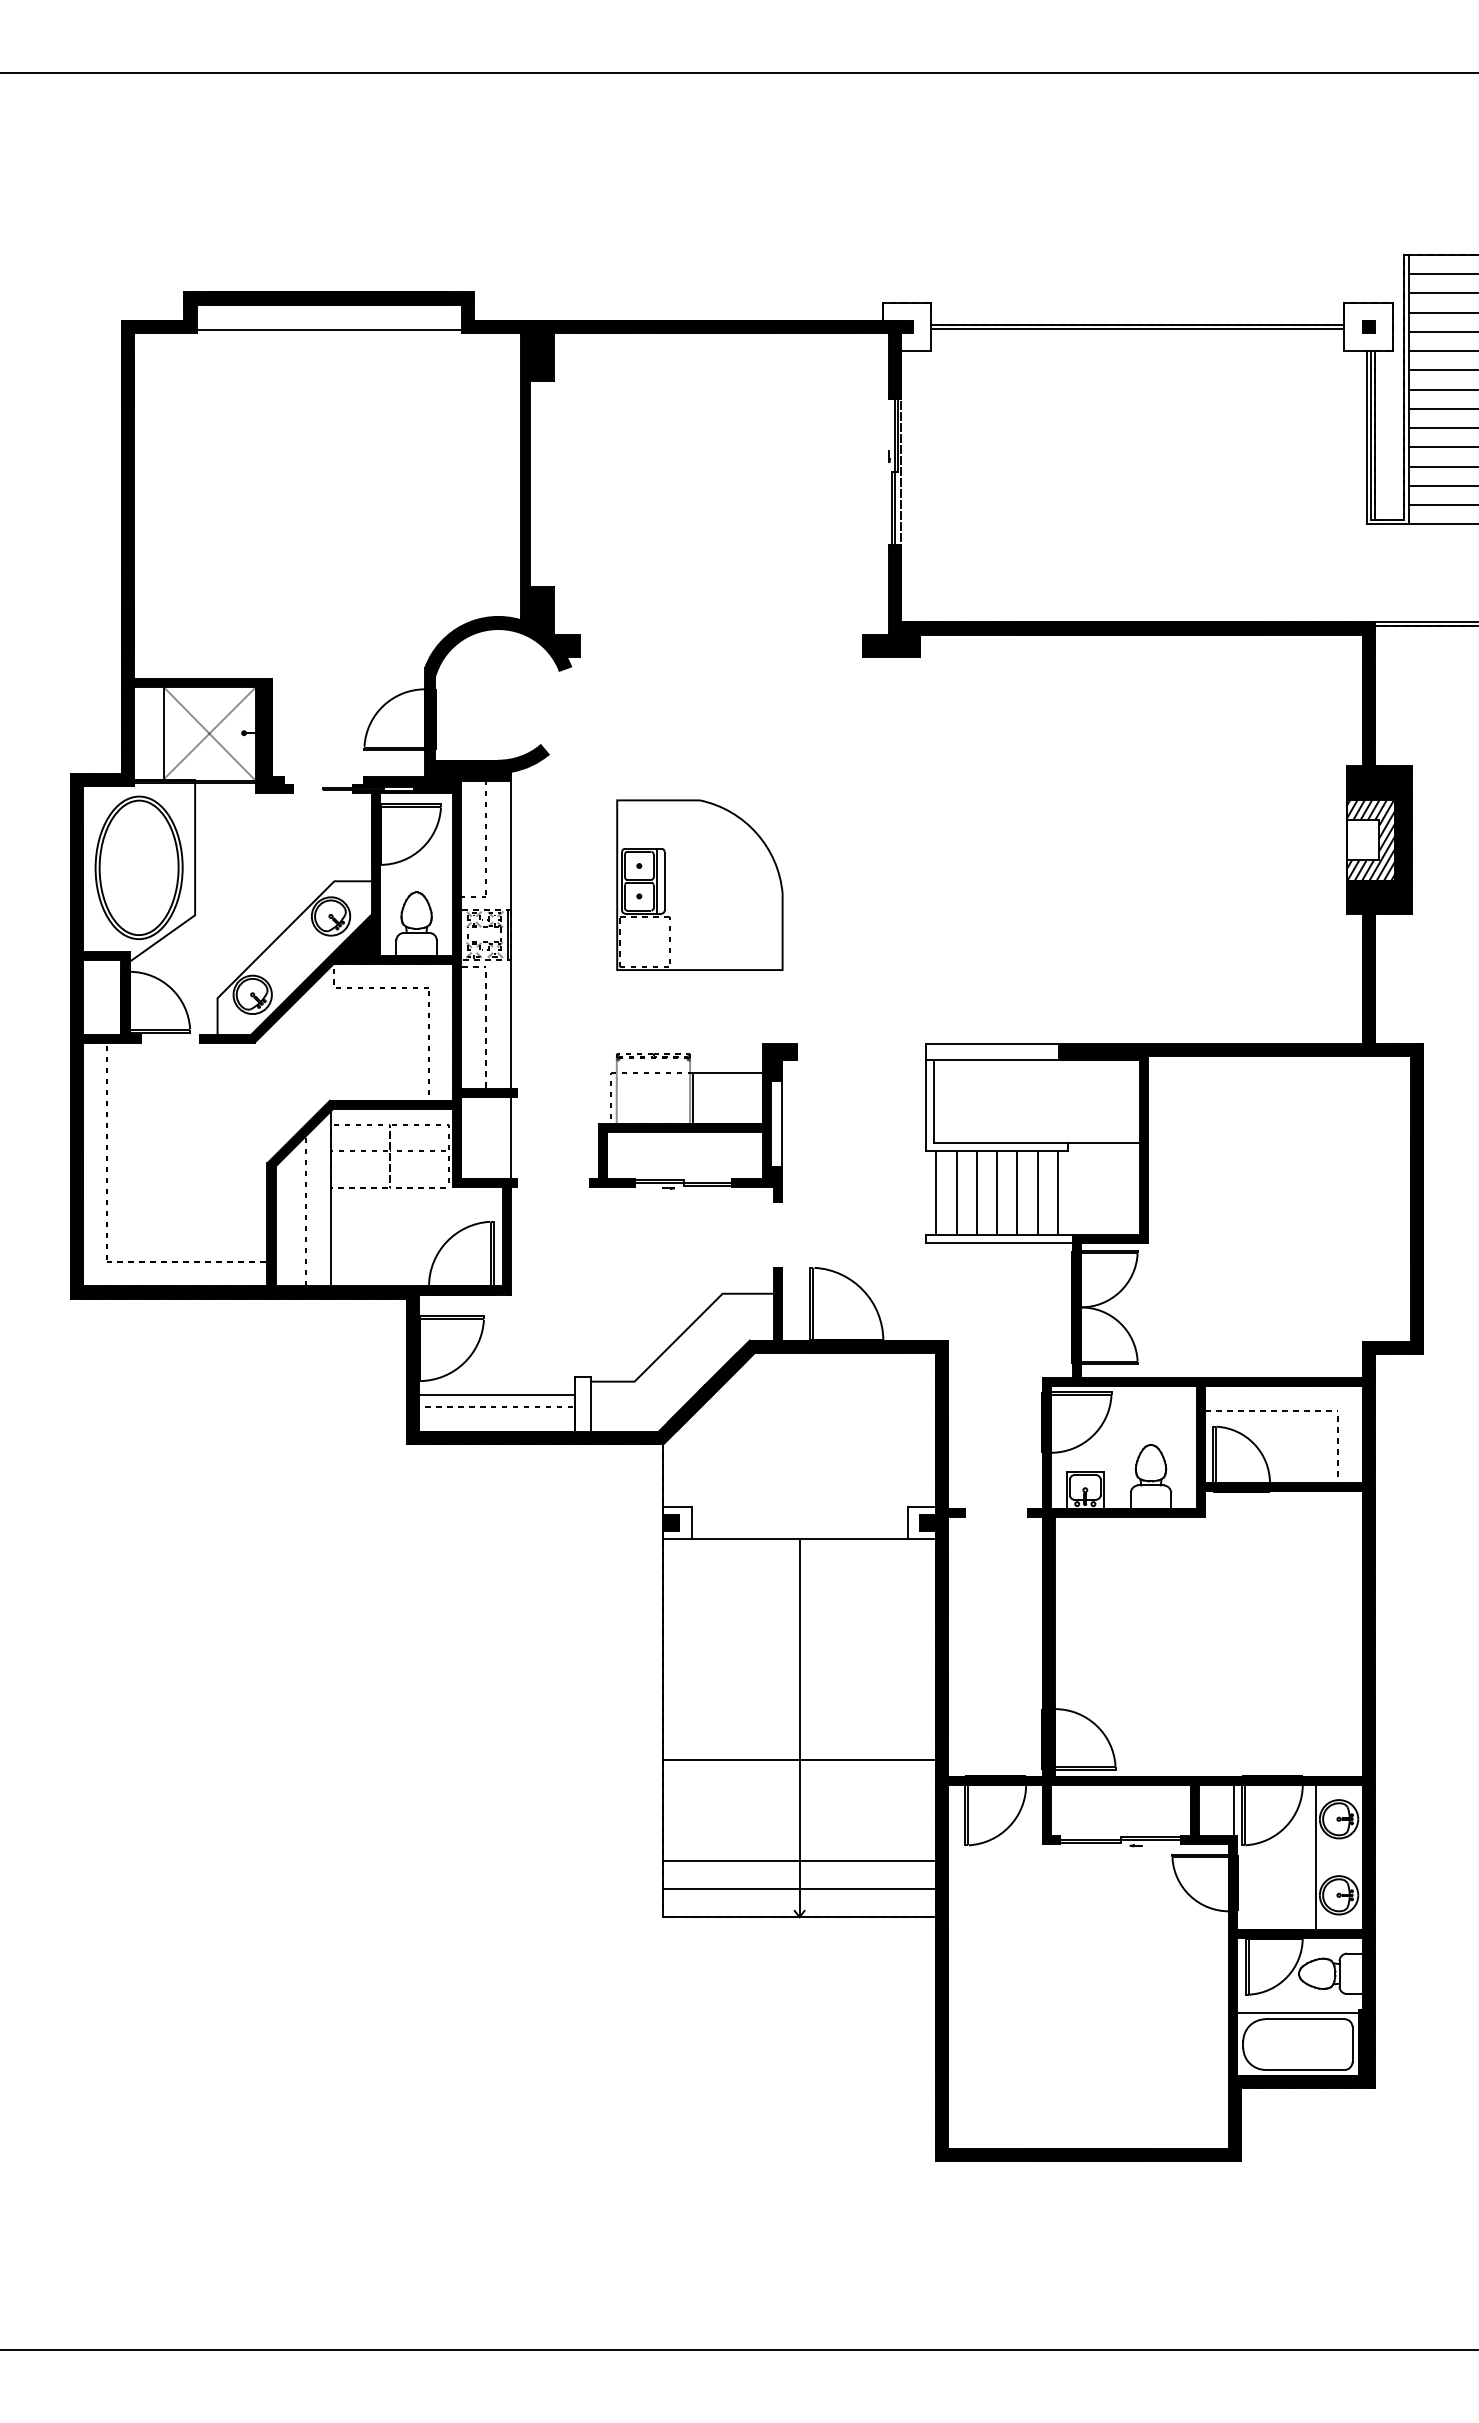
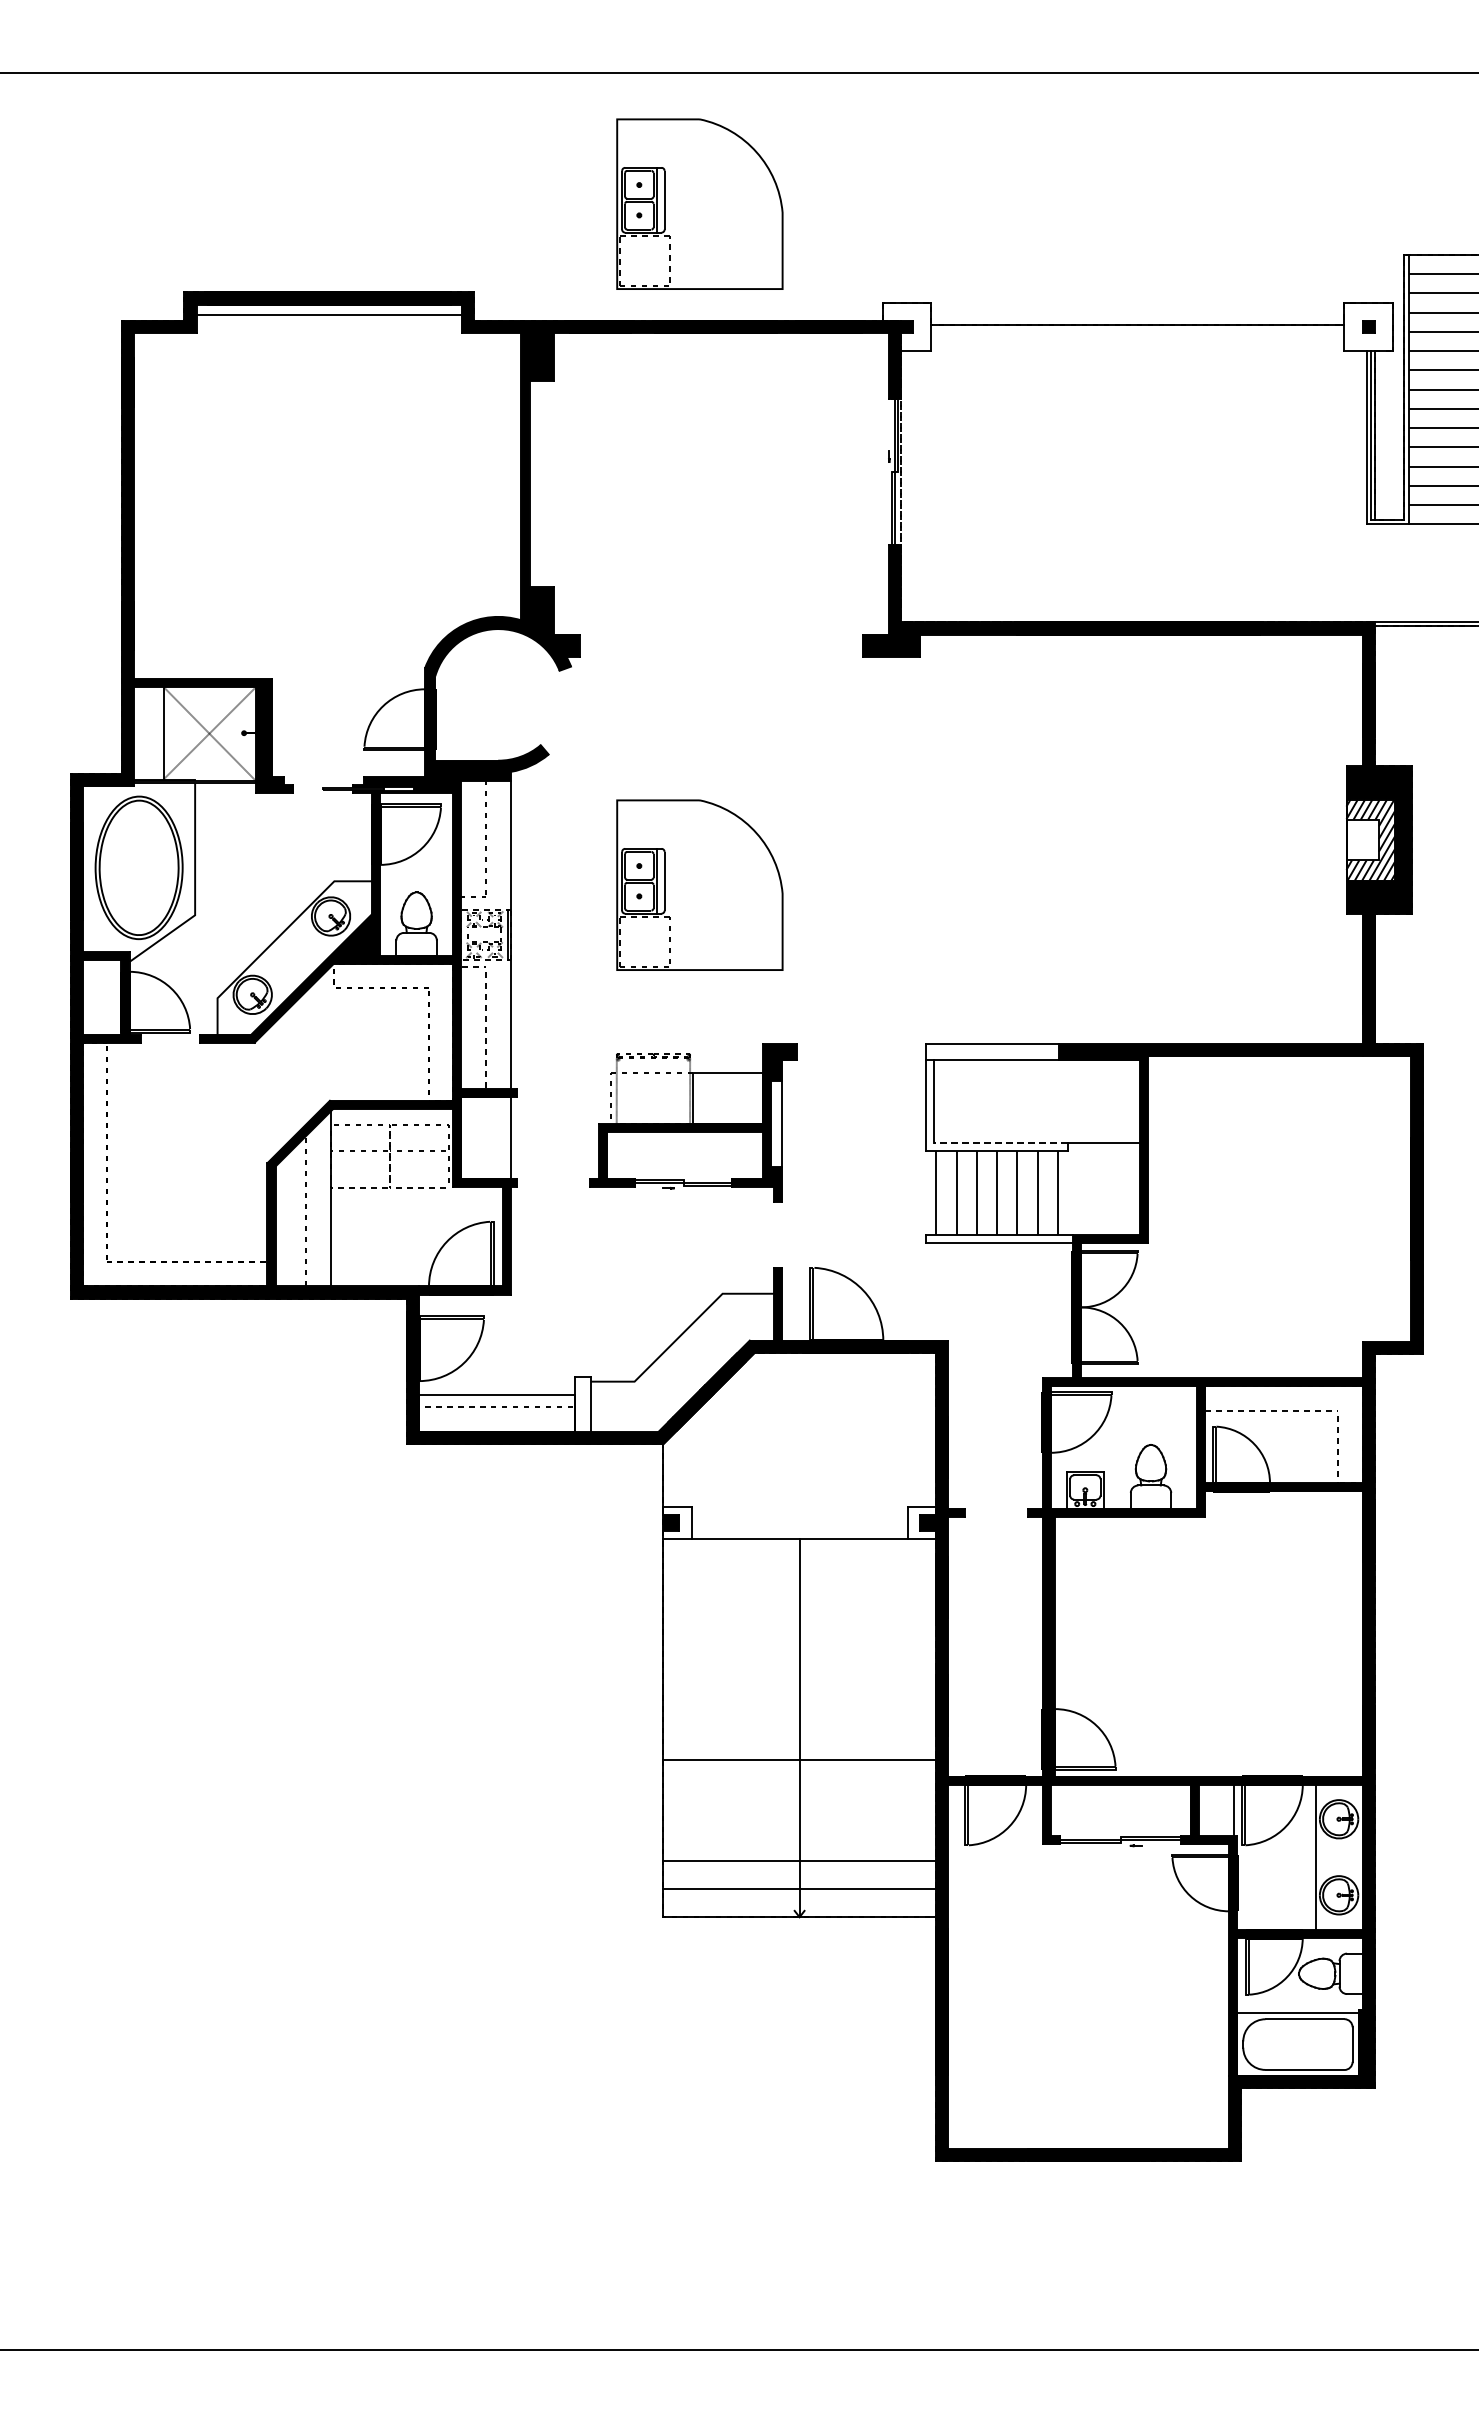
part: none -> present (699, 203)
line: present -> none (1137, 328)
line position: (328, 329) -> (328, 314) (328, 314)
line: solid -> dashed (1001, 1142)
